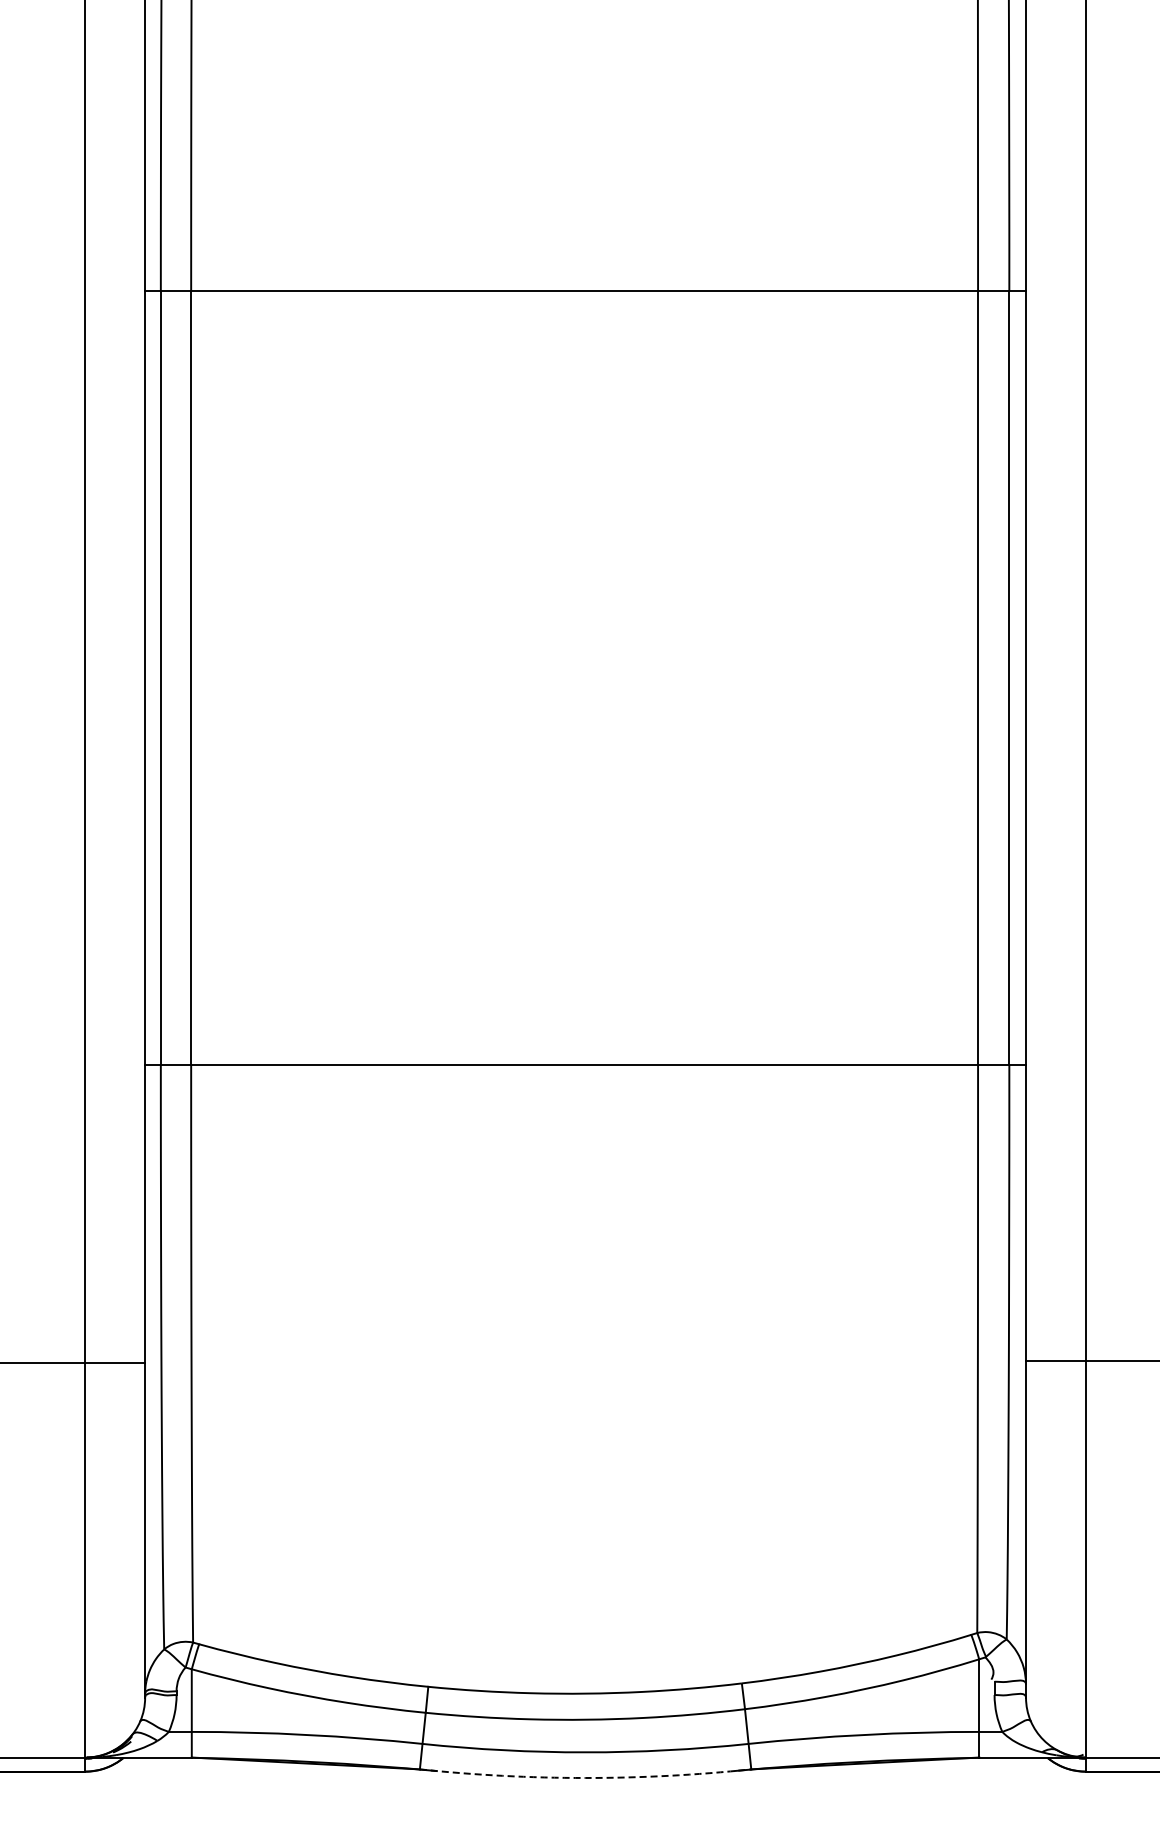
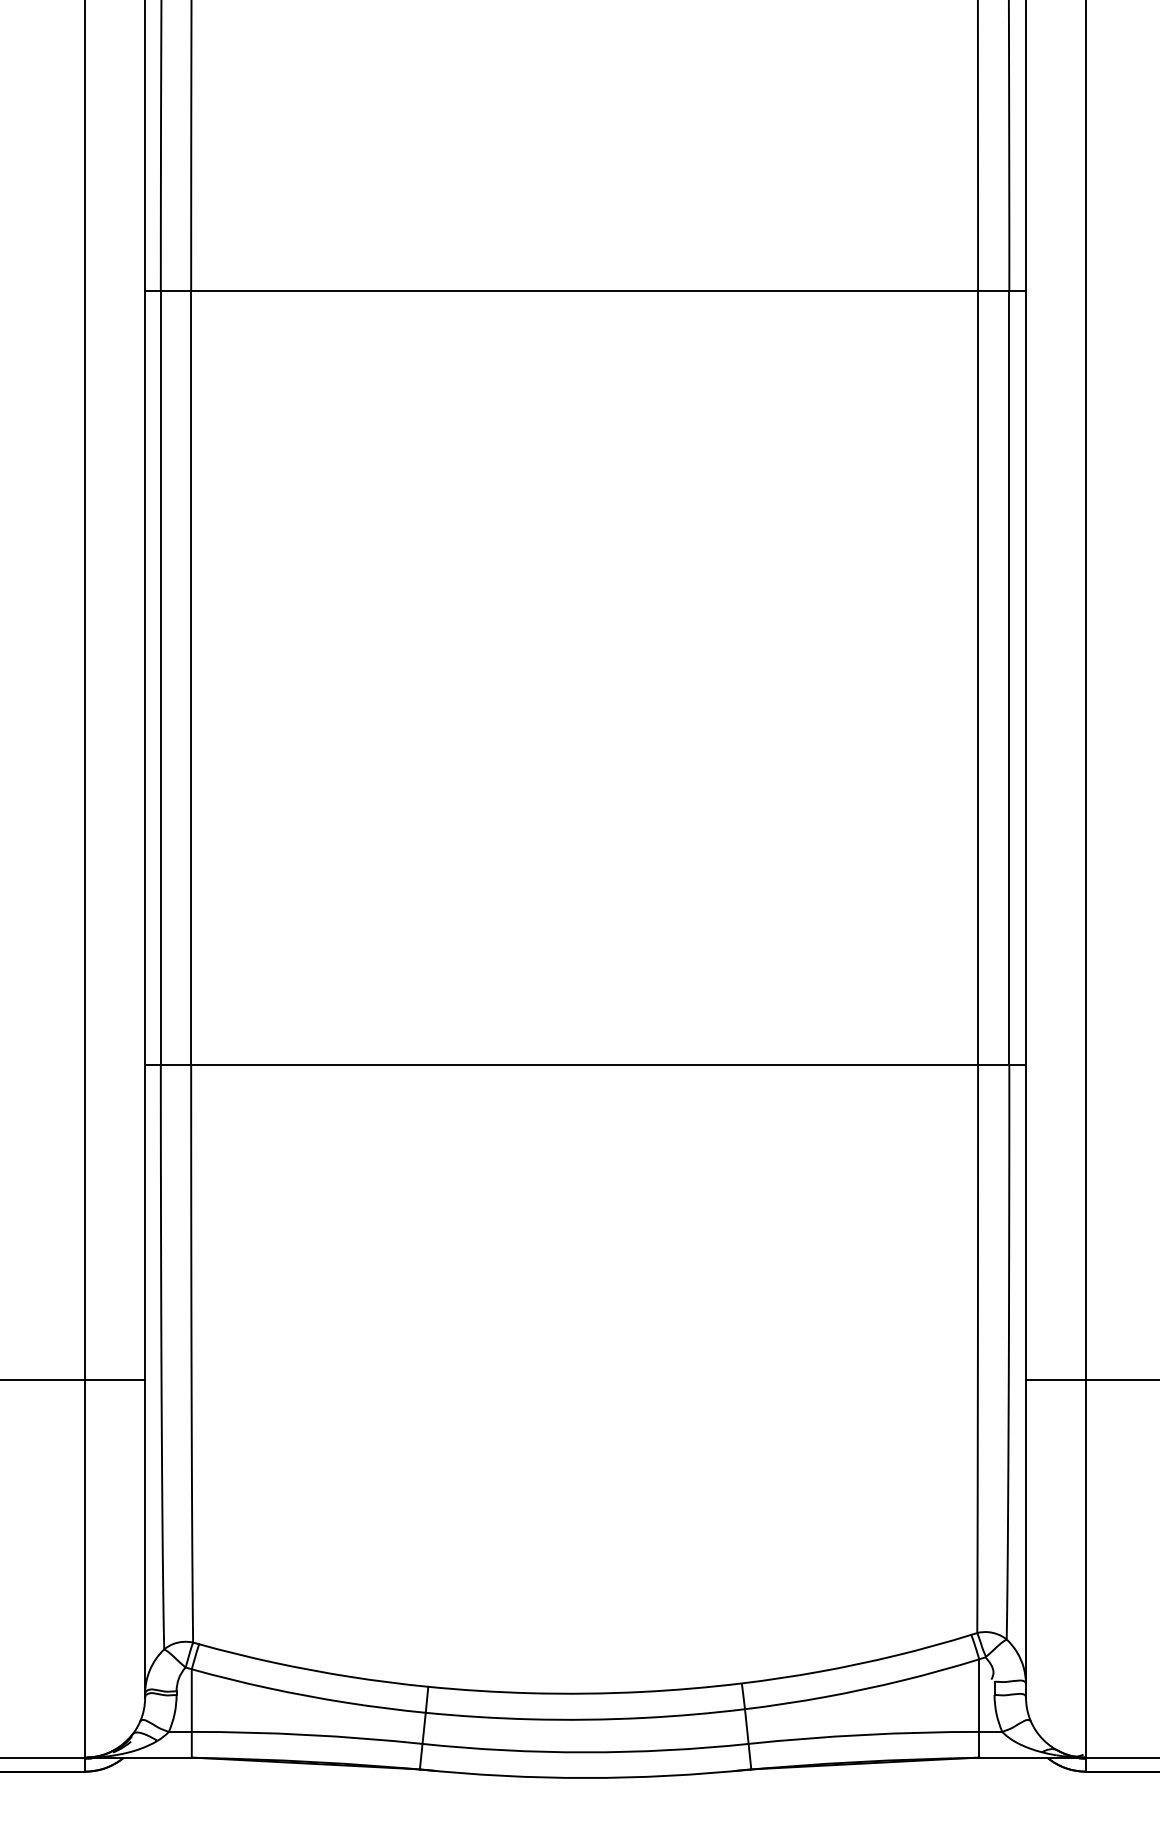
line position: (1091, 1361) -> (1091, 1380) (1091, 1380)
line position: (73, 1363) -> (73, 1380) (73, 1380)
arc: dashed -> solid (585, 1777)
